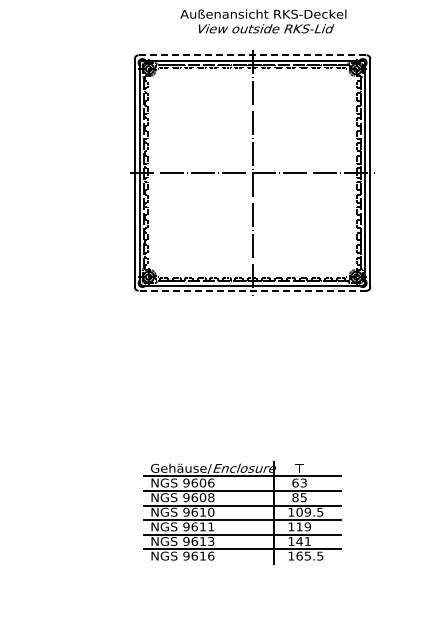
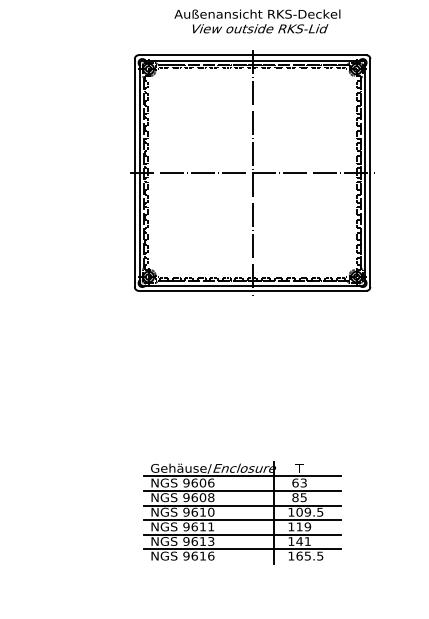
text position: (263, 21) -> (257, 21) (257, 21)
line: dashed -> solid (253, 55)
line: dashed -> solid (252, 290)
